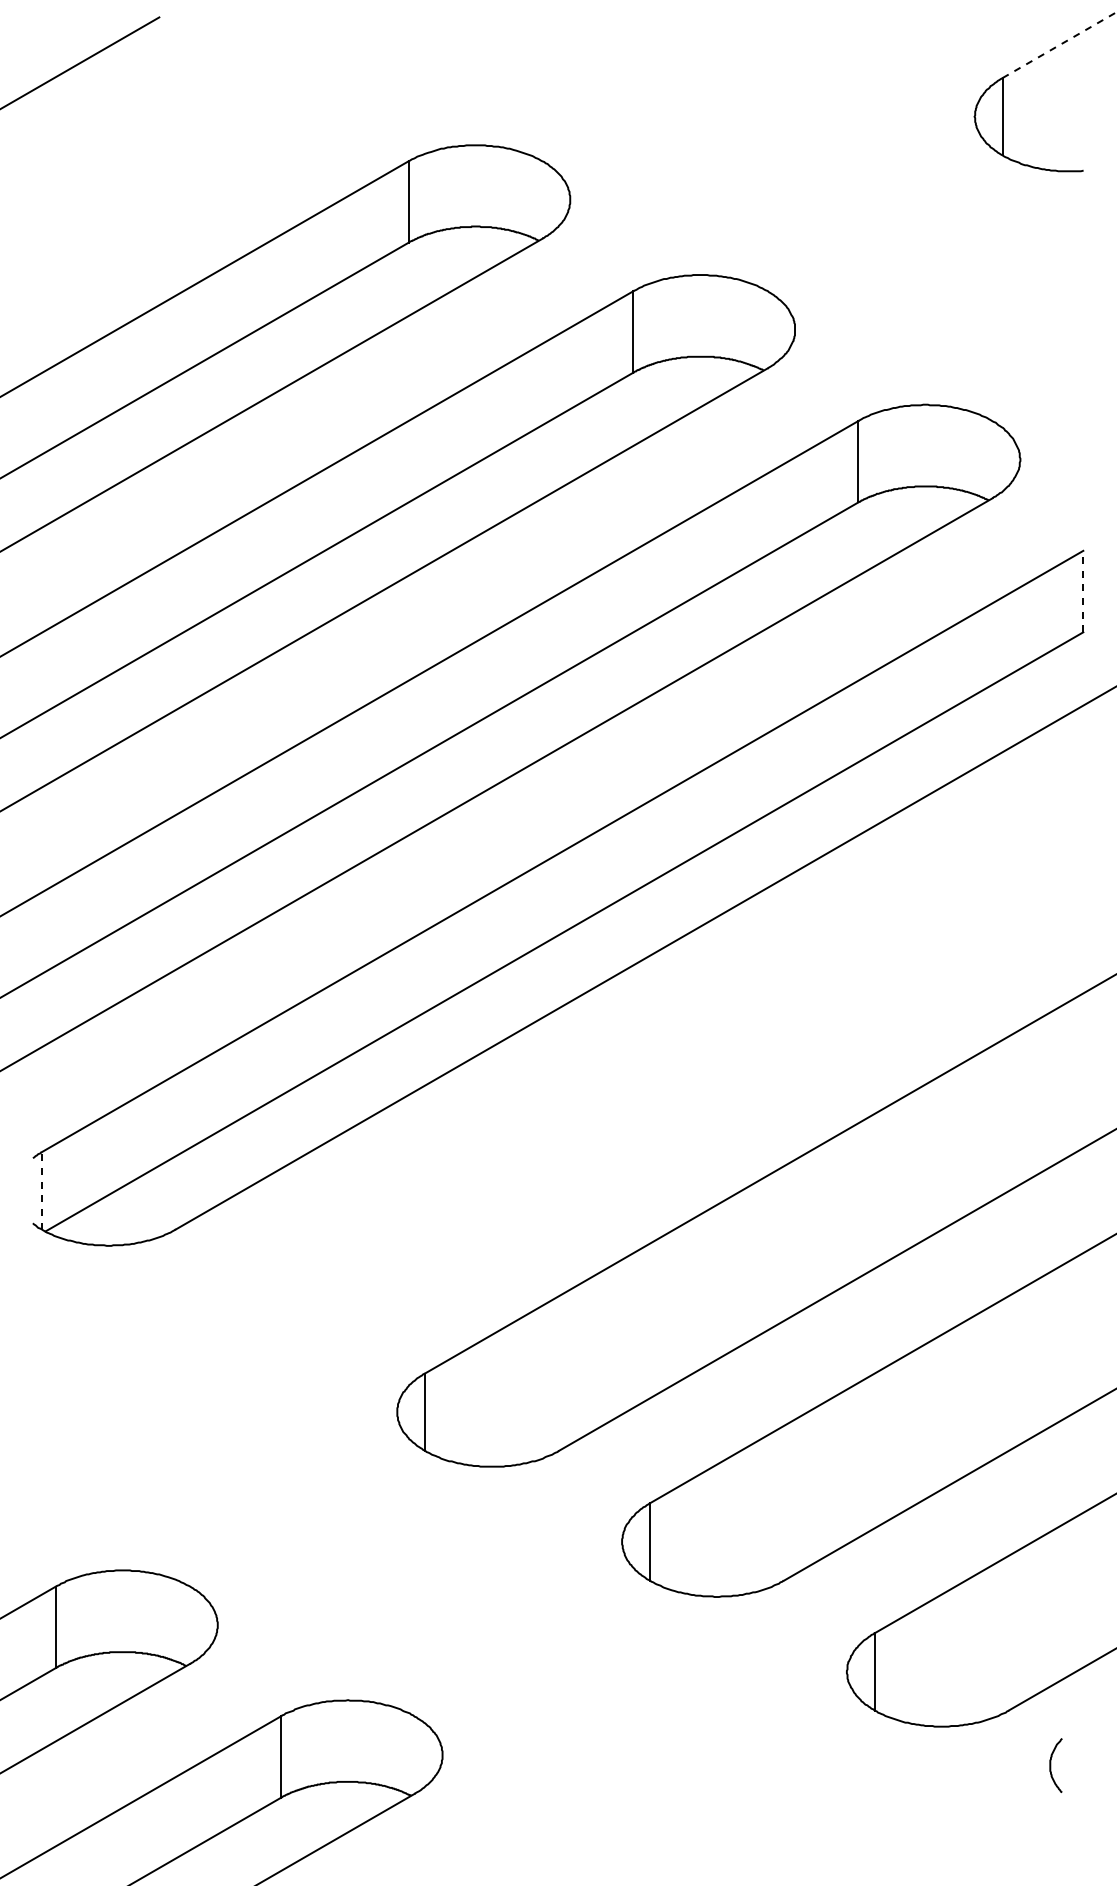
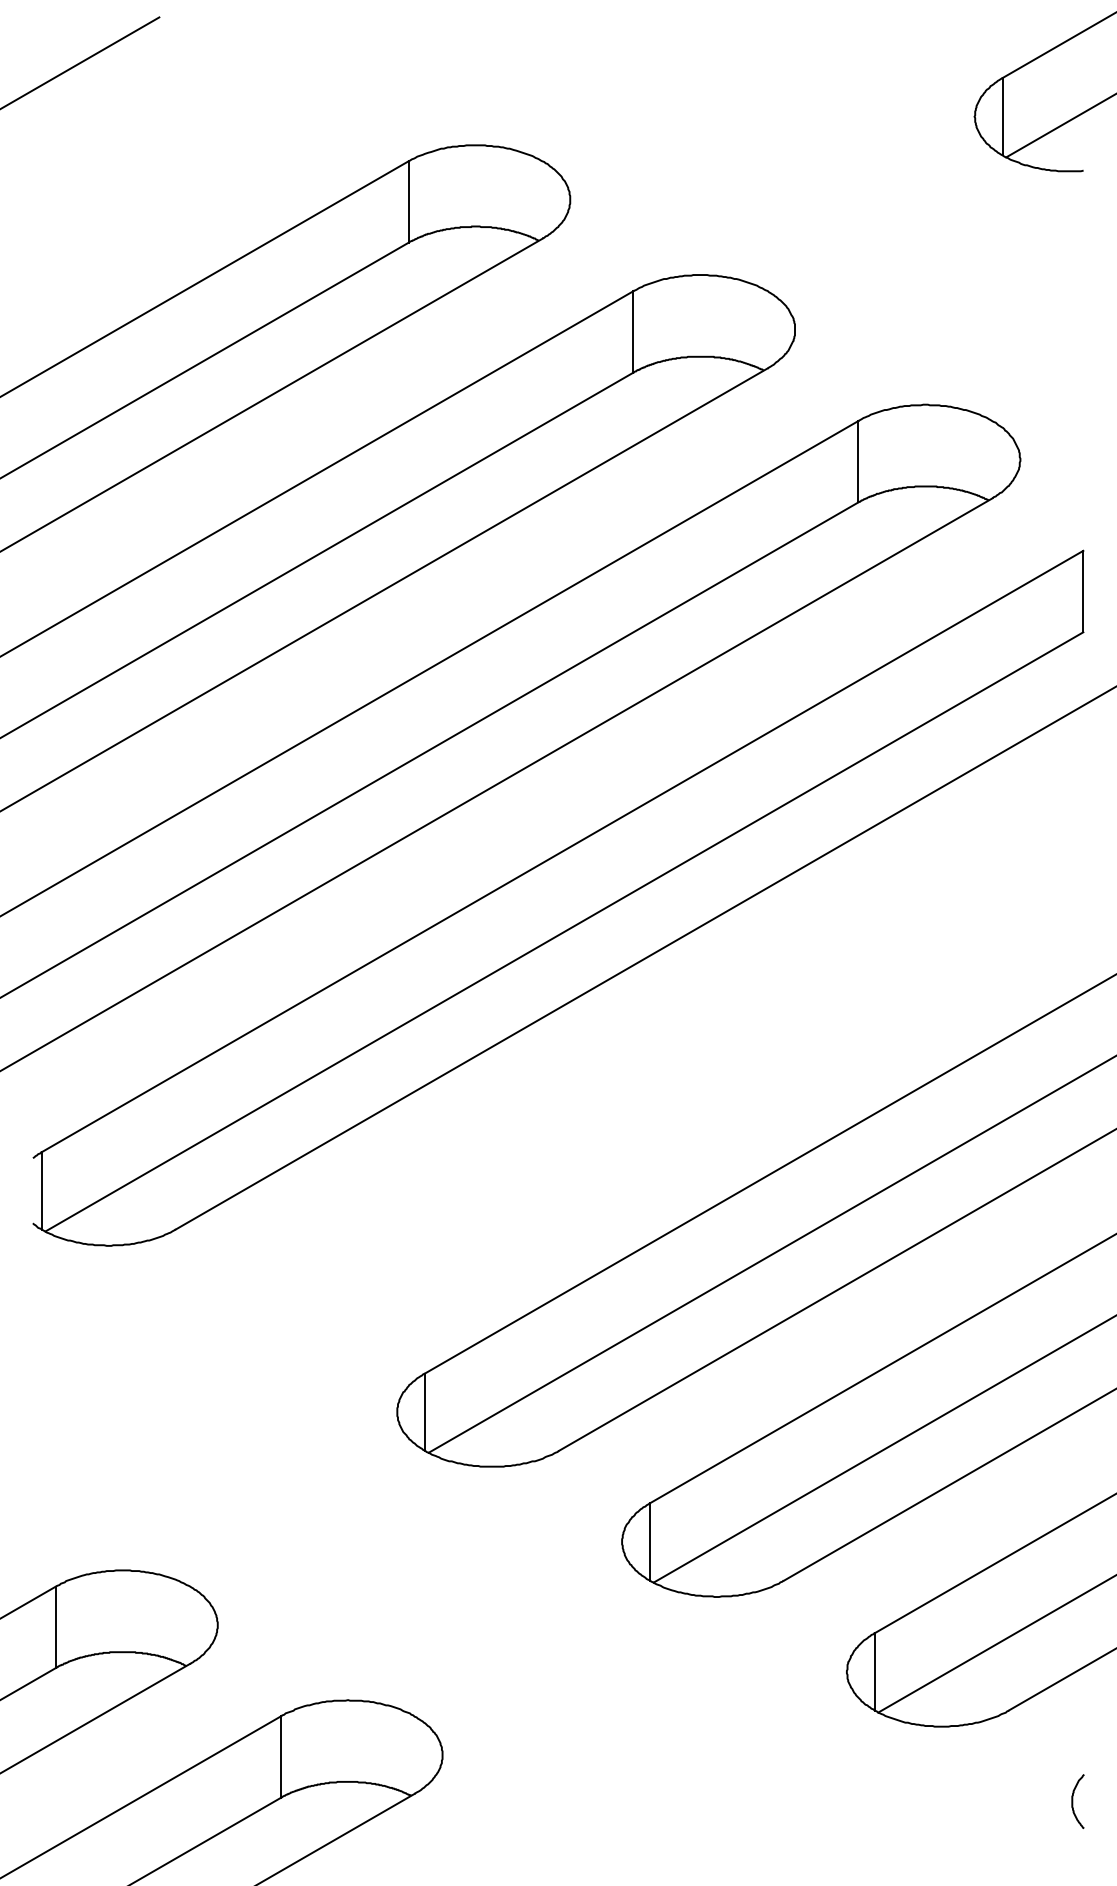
line: dashed -> solid (1059, 45)
line: none -> present (1059, 126)
line: dashed -> solid (1083, 591)
line: dashed -> solid (41, 1190)
line: none -> present (770, 1254)
line: none -> present (883, 1449)
line: none -> present (995, 1644)
curve position: (1051, 1765) -> (1073, 1801) (1073, 1801)
